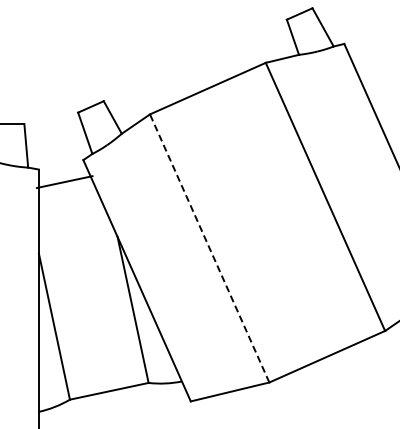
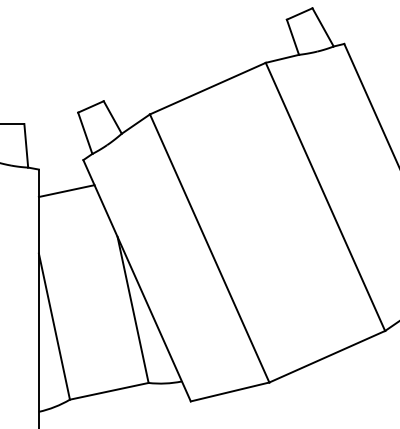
line position: (64, 182) -> (66, 191) (66, 191)
line: dashed -> solid (209, 248)
